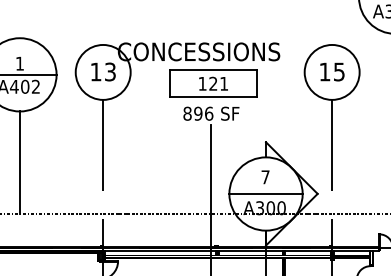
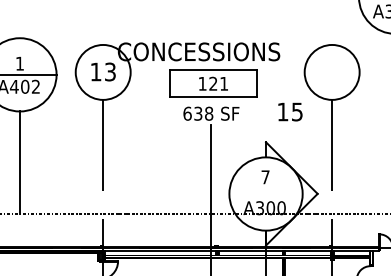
text position: (332, 71) -> (290, 111) (290, 111)
text: 896 -> 638 (198, 113)
line: present -> none (265, 194)
